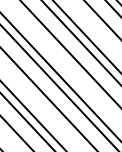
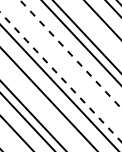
line: solid -> dashed (71, 54)
line: solid -> dashed (60, 77)
